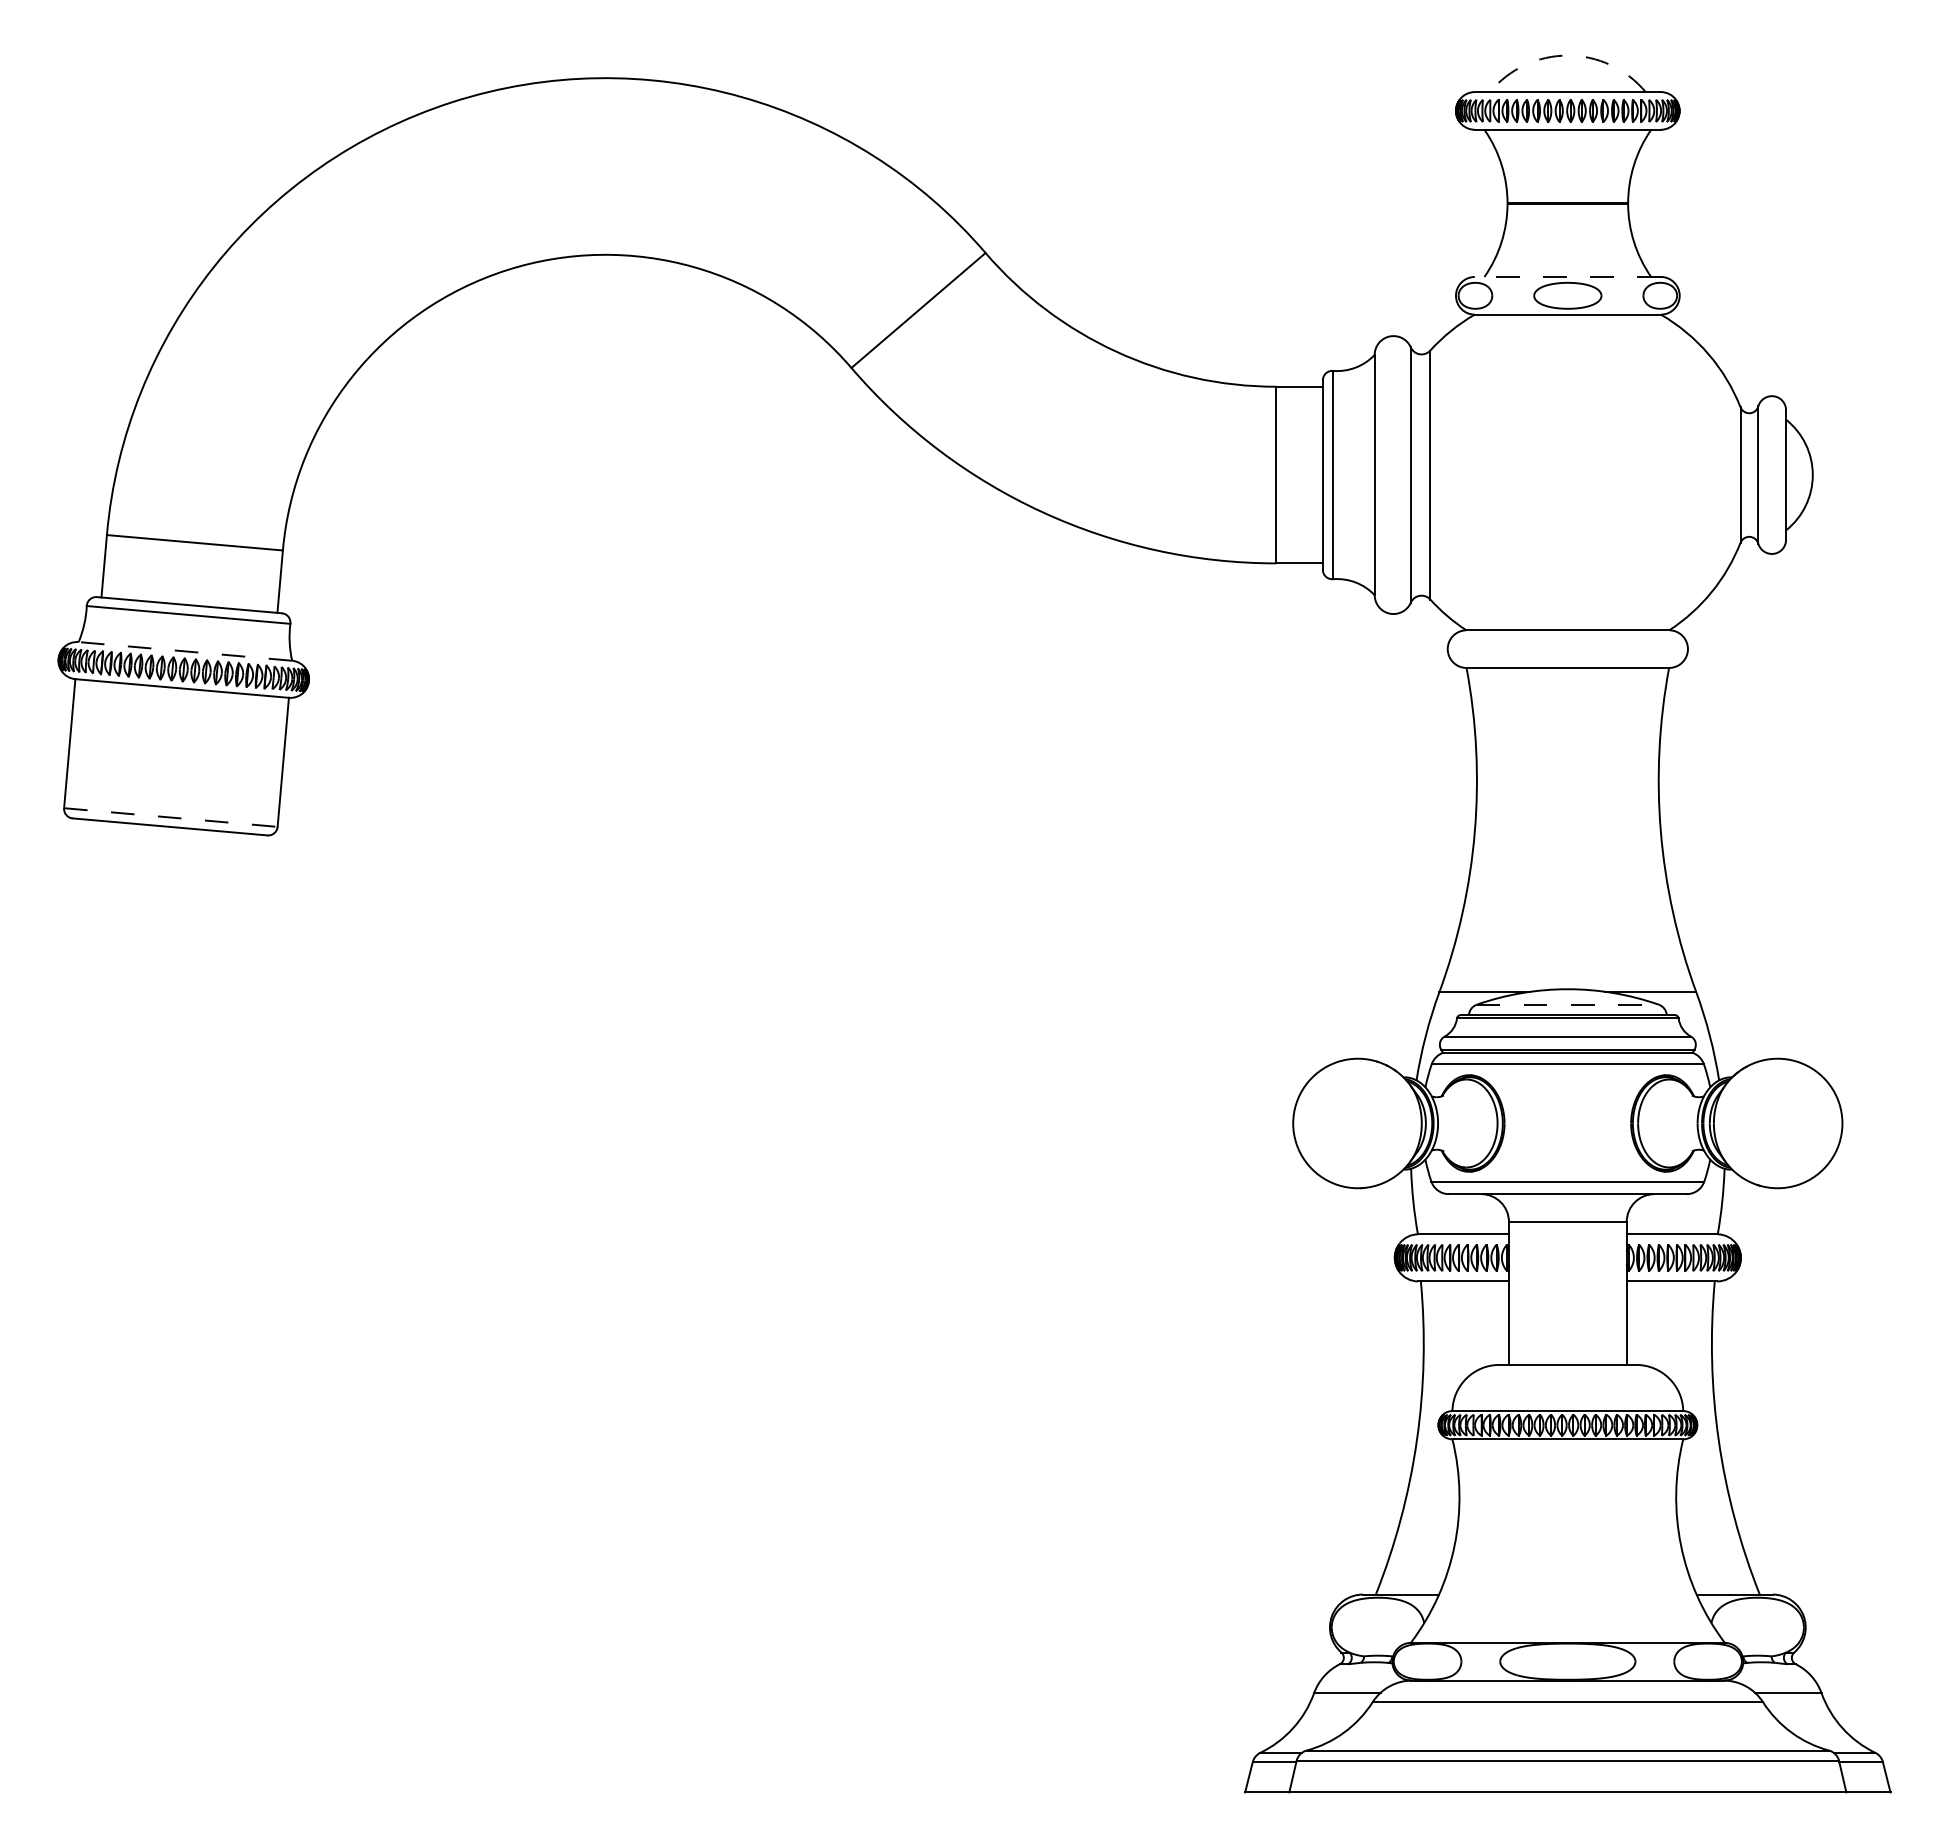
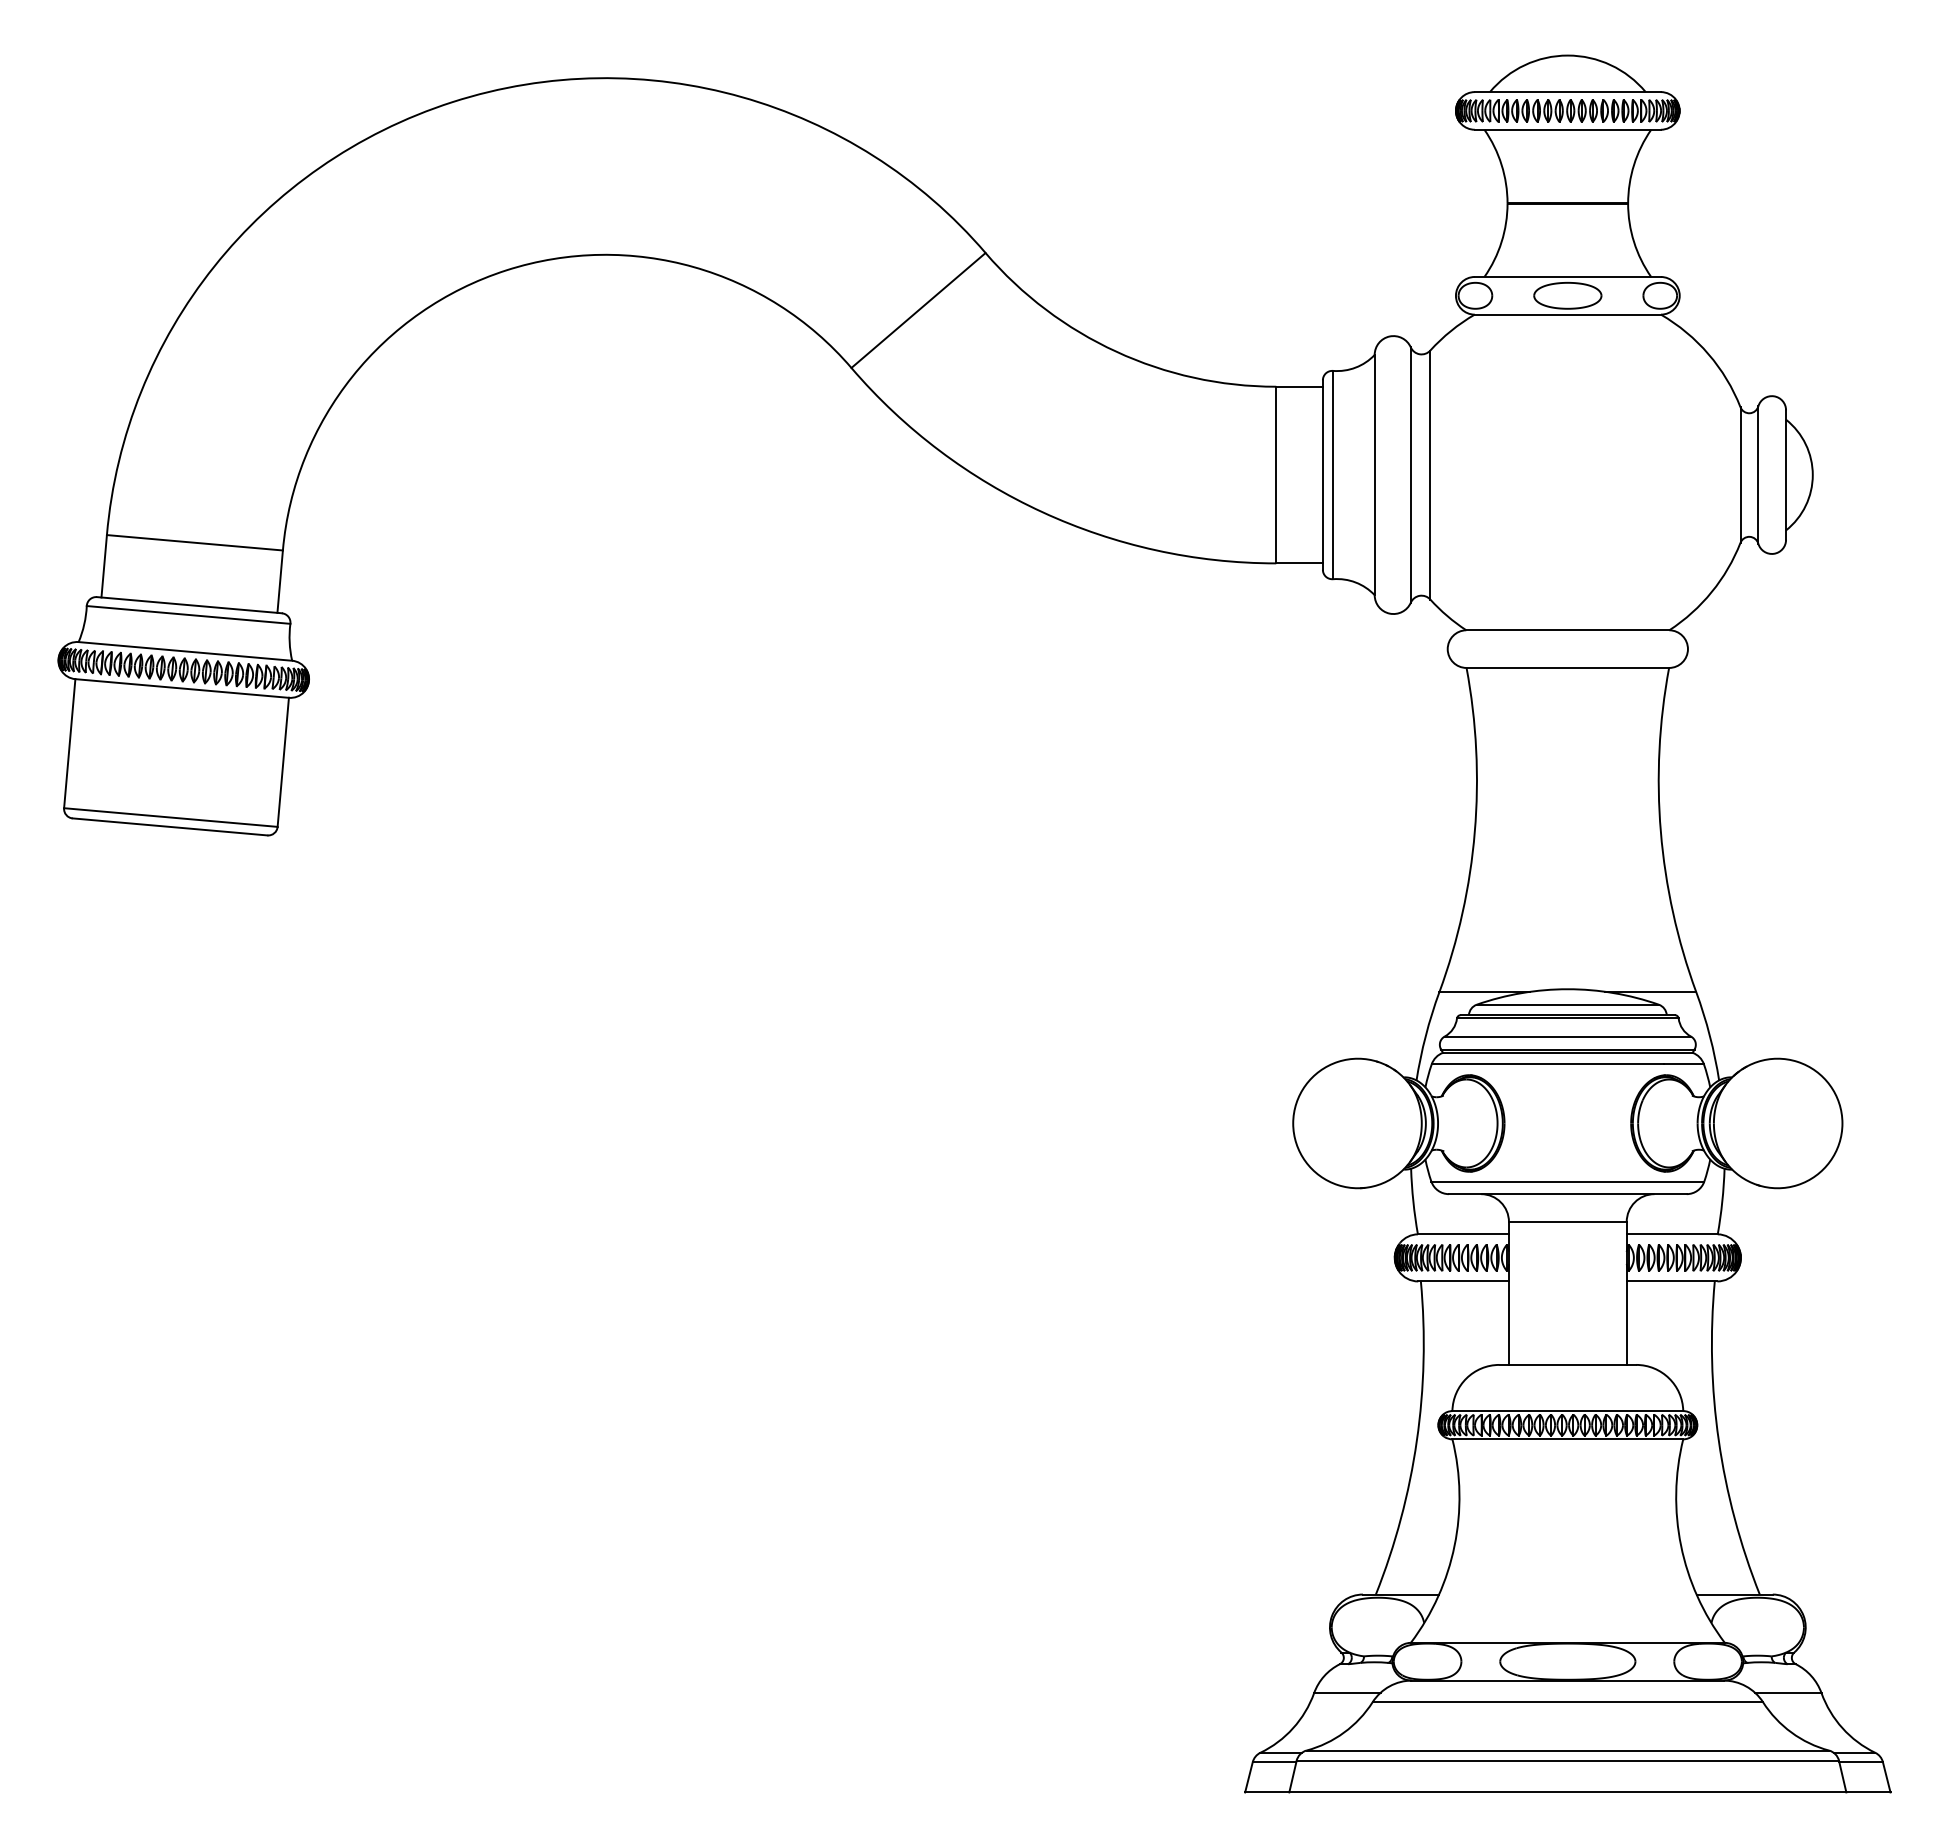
arc: dashed -> solid (1567, 55)
line: dashed -> solid (1567, 276)
line: dashed -> solid (184, 651)
line: dashed -> solid (171, 817)
line: dashed -> solid (1568, 1004)
